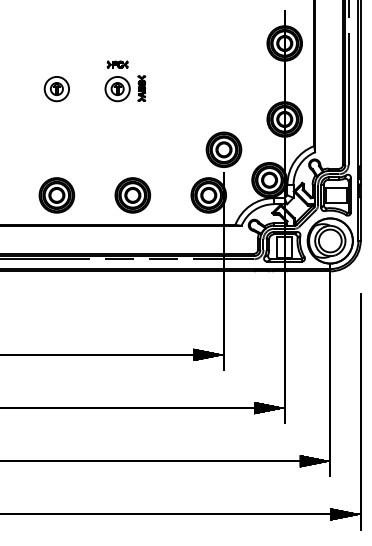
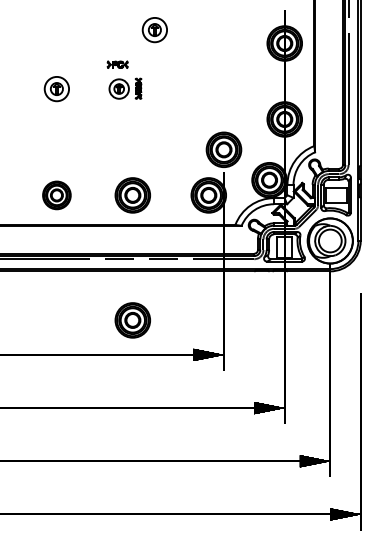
part: none -> present (154, 30)
part size: 43x28 px -> 35x23 px (125, 88)
part size: 38x37 px -> 30x31 px (56, 195)
part: none -> present (132, 320)
